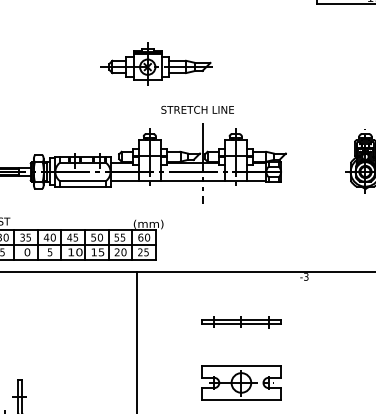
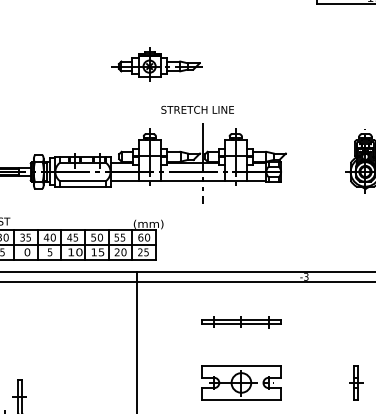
part size: 113x44 px -> 92x35 px (156, 64)
line: none -> present (187, 281)
part: none -> present (356, 382)
